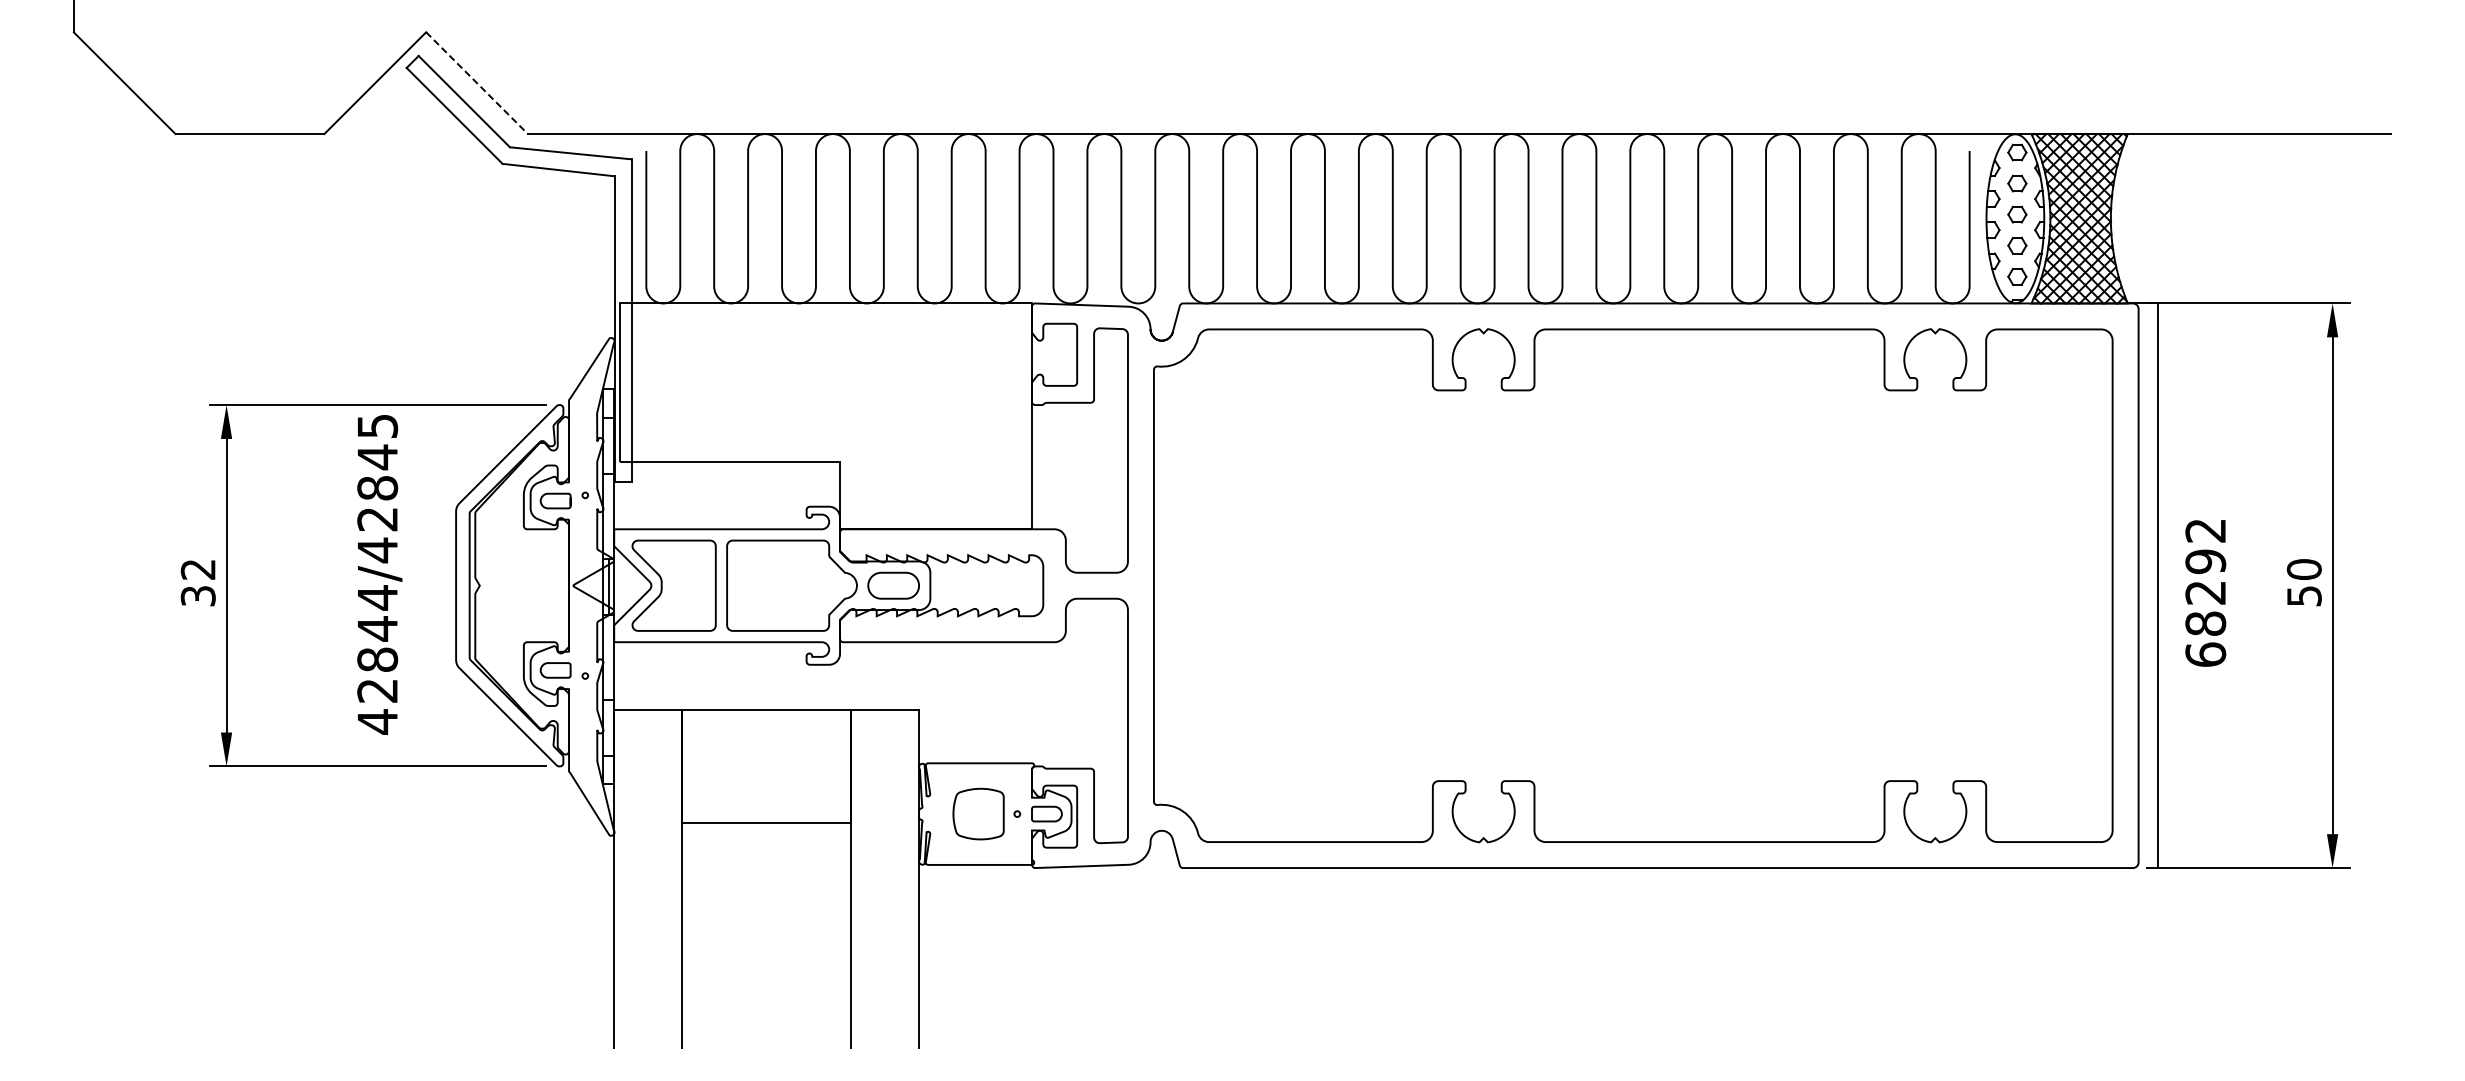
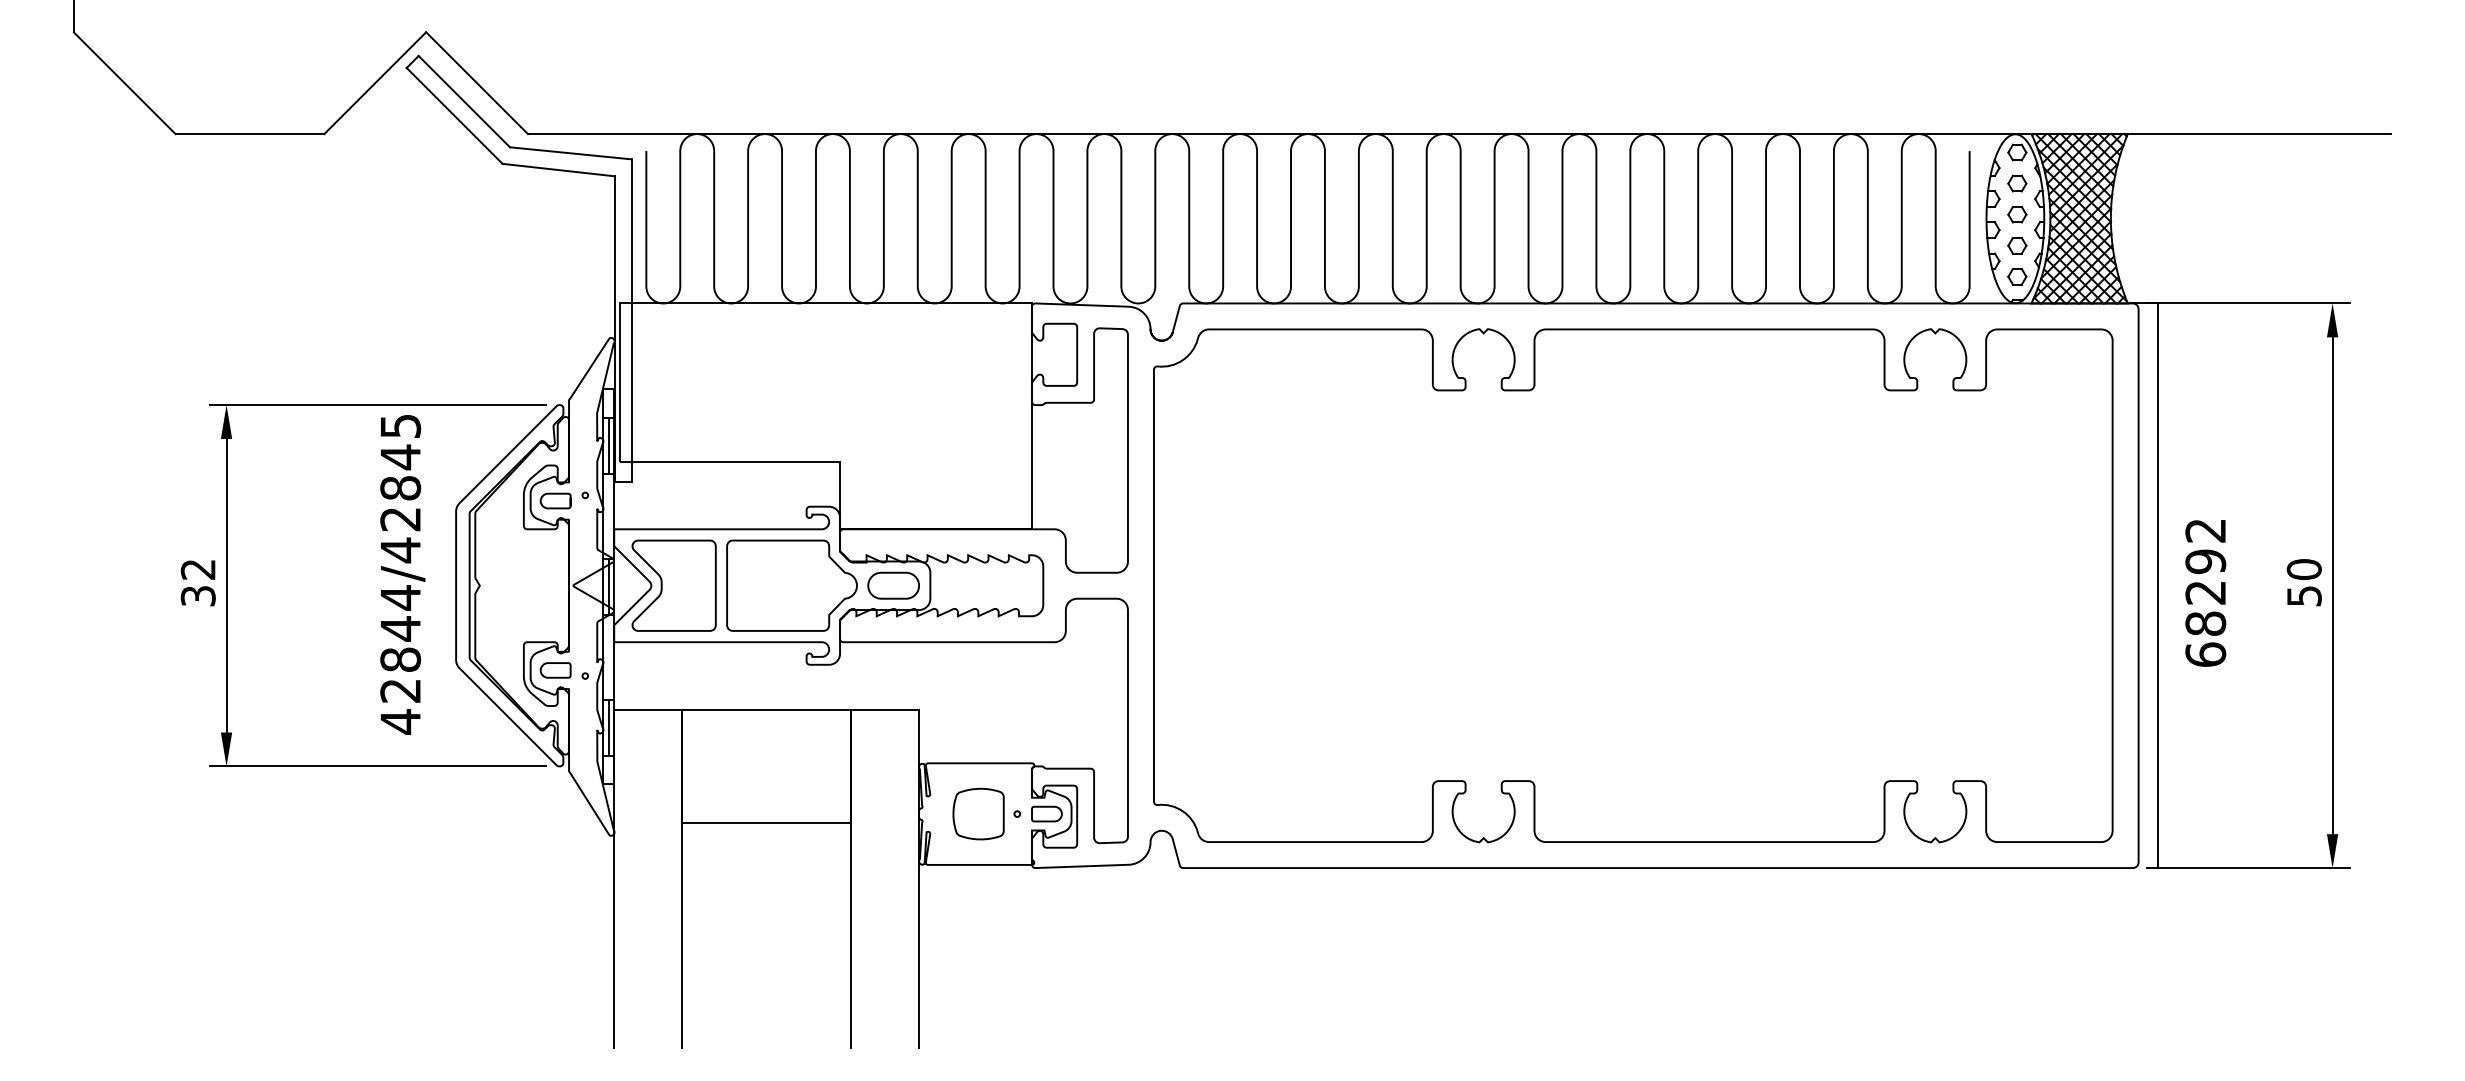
line: dashed -> solid (477, 83)
line: none -> present (608, 445)
text position: (379, 574) -> (402, 574) (402, 574)
line: none -> present (608, 727)
